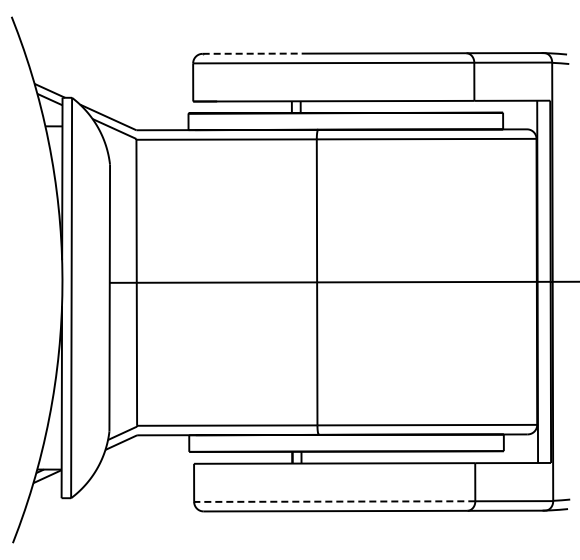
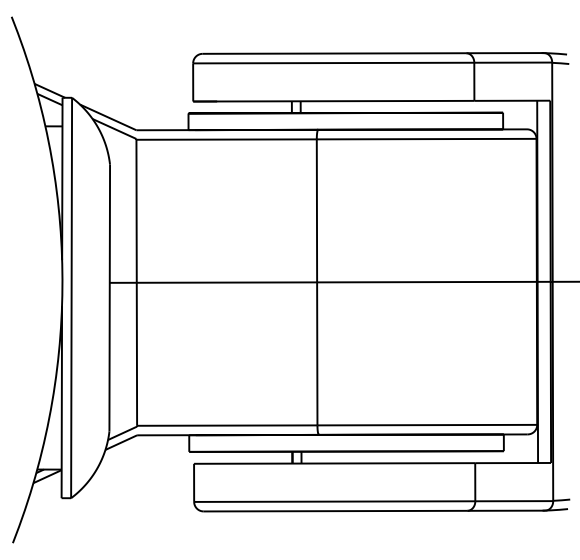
line: dashed -> solid (252, 53)
line: dashed -> solid (333, 501)
